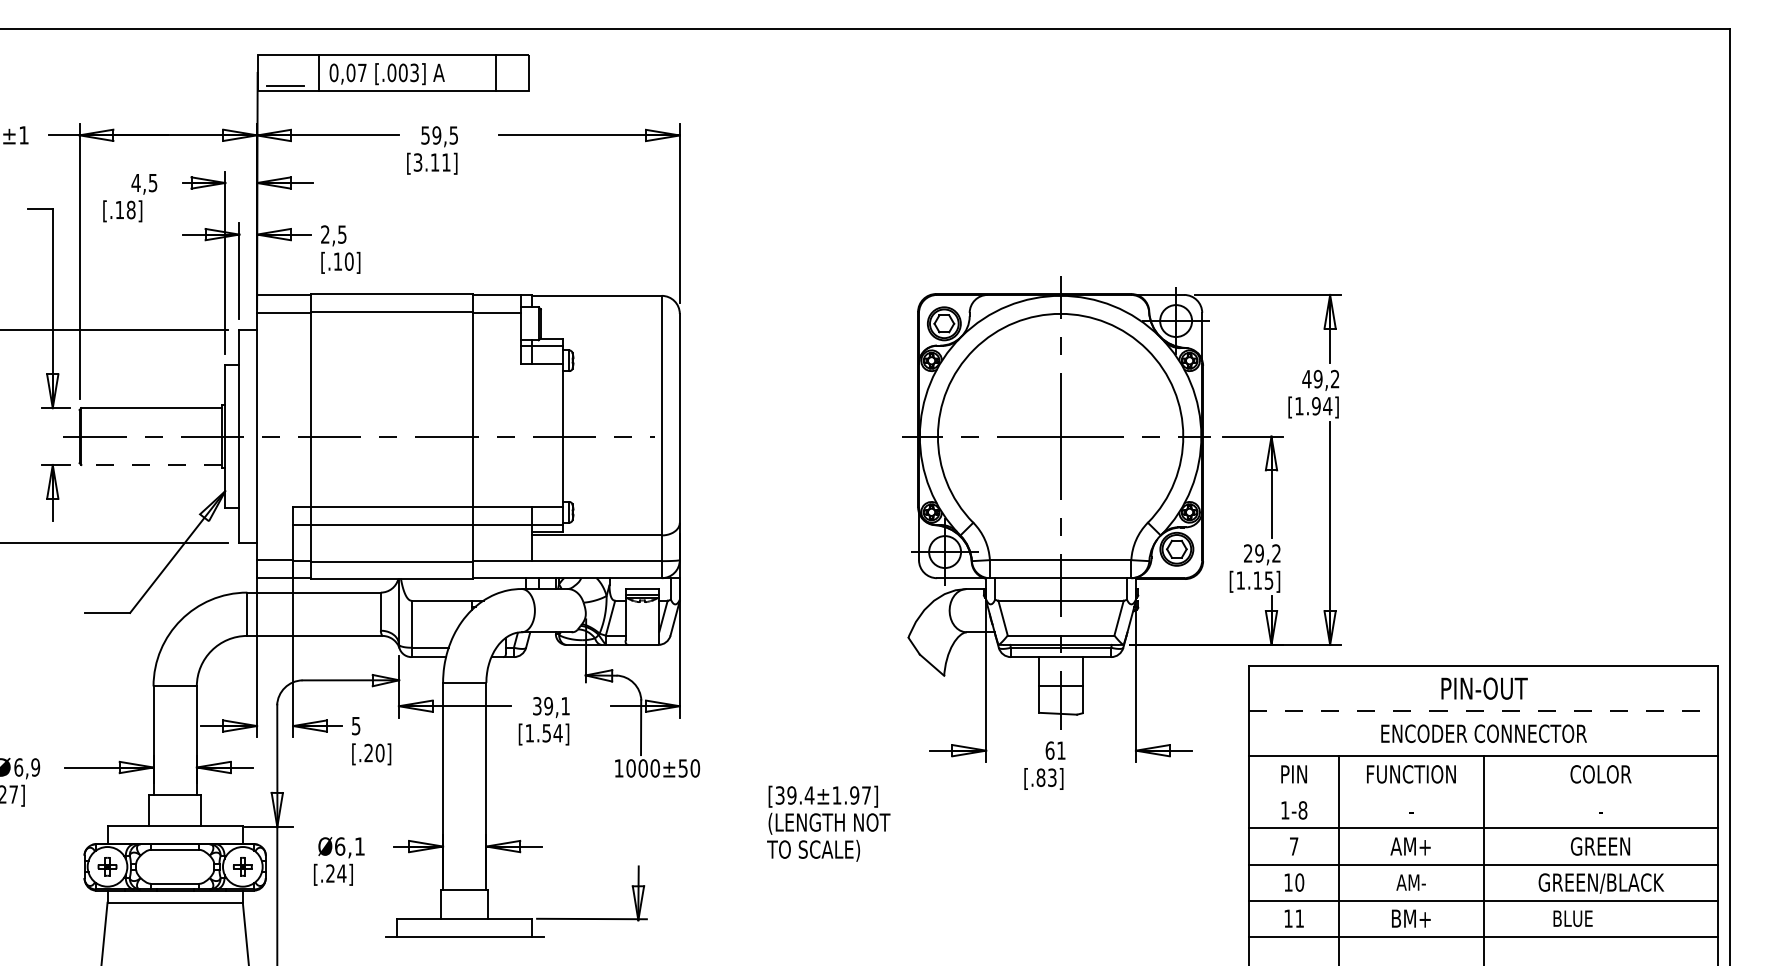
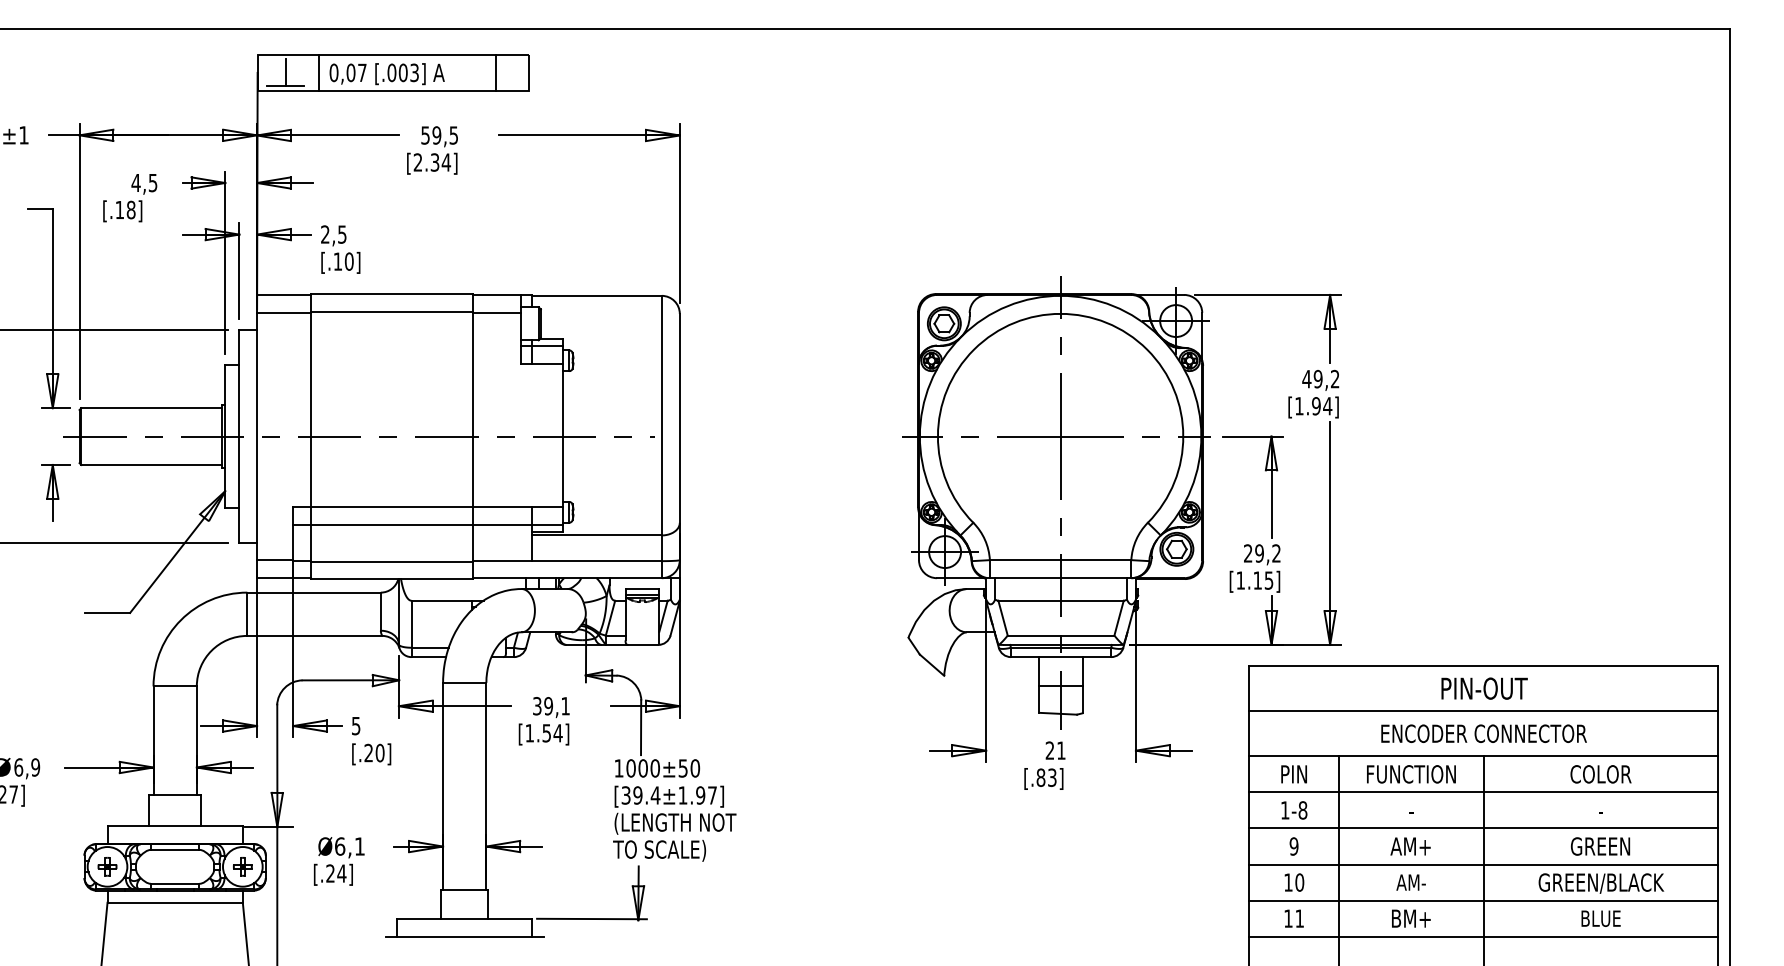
line: none -> present (285, 72)
text: [3.11] -> [2.34] (432, 162)
line: dashed -> solid (151, 464)
line: dashed -> solid (1483, 711)
text: 61 -> 21 (1049, 750)
line: none -> present (1483, 792)
text position: (828, 823) -> (674, 823) (674, 823)
text: 7 -> 9 (1293, 846)
text position: (1572, 918) -> (1600, 918) (1600, 918)
